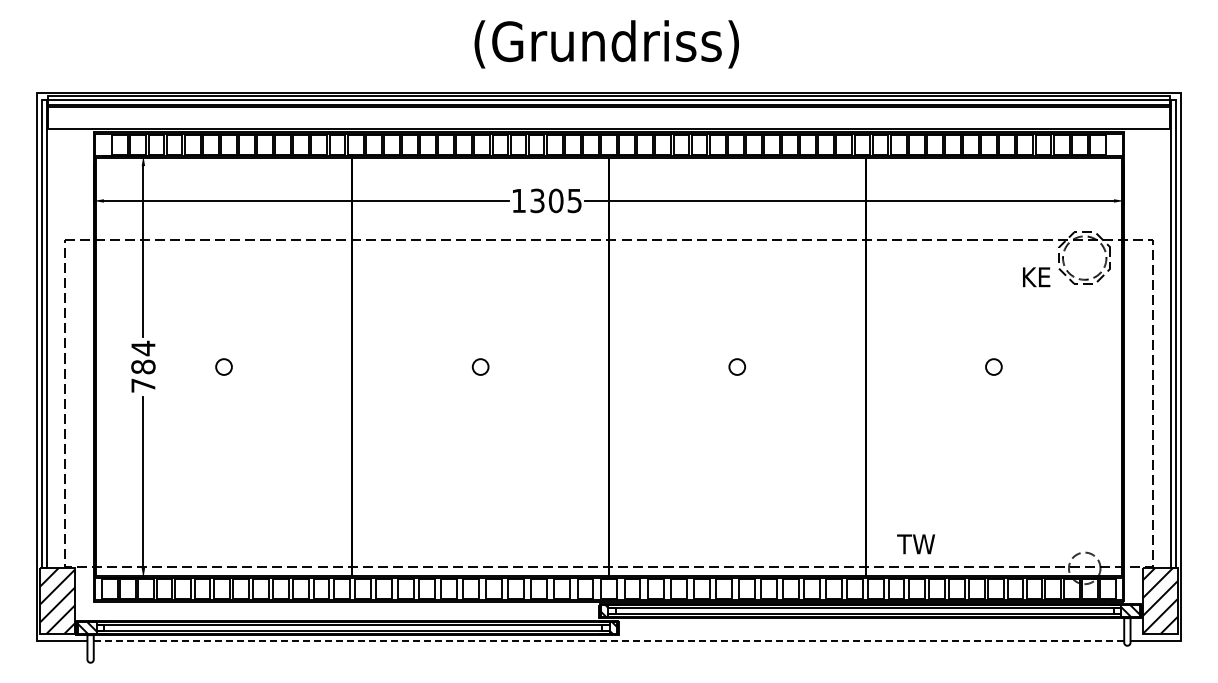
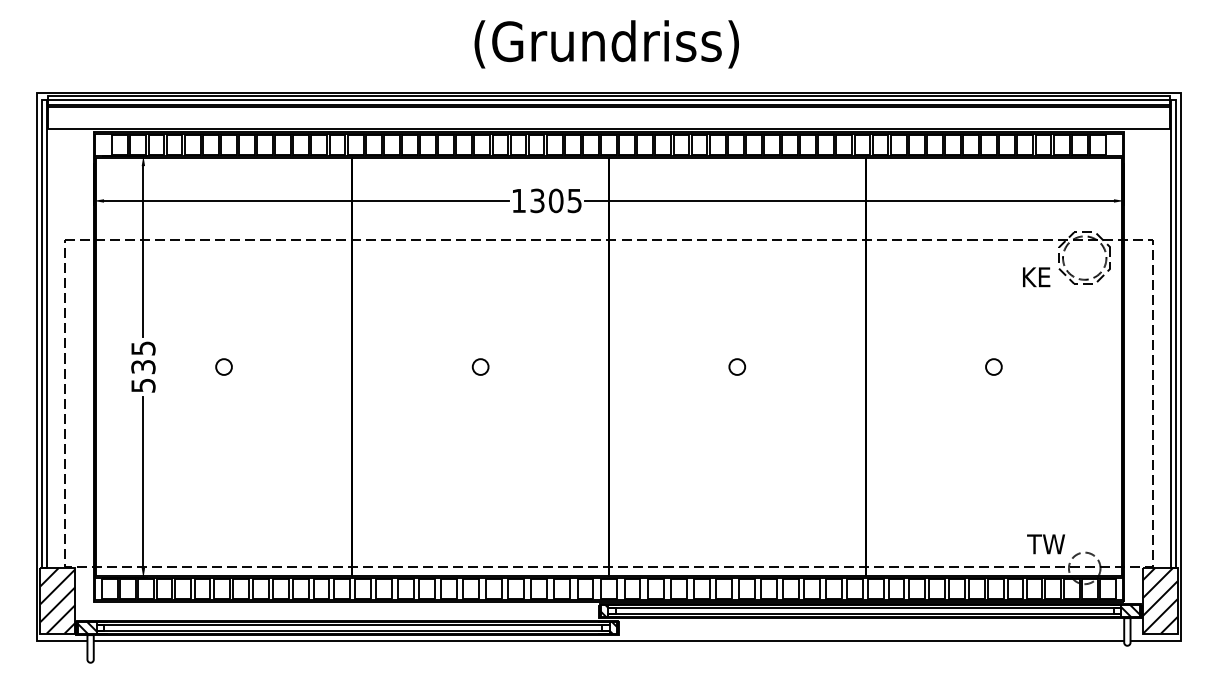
text: 784 -> 535 (143, 366)
text position: (915, 544) -> (1045, 544) (1045, 544)
line: dashed -> solid (608, 641)
